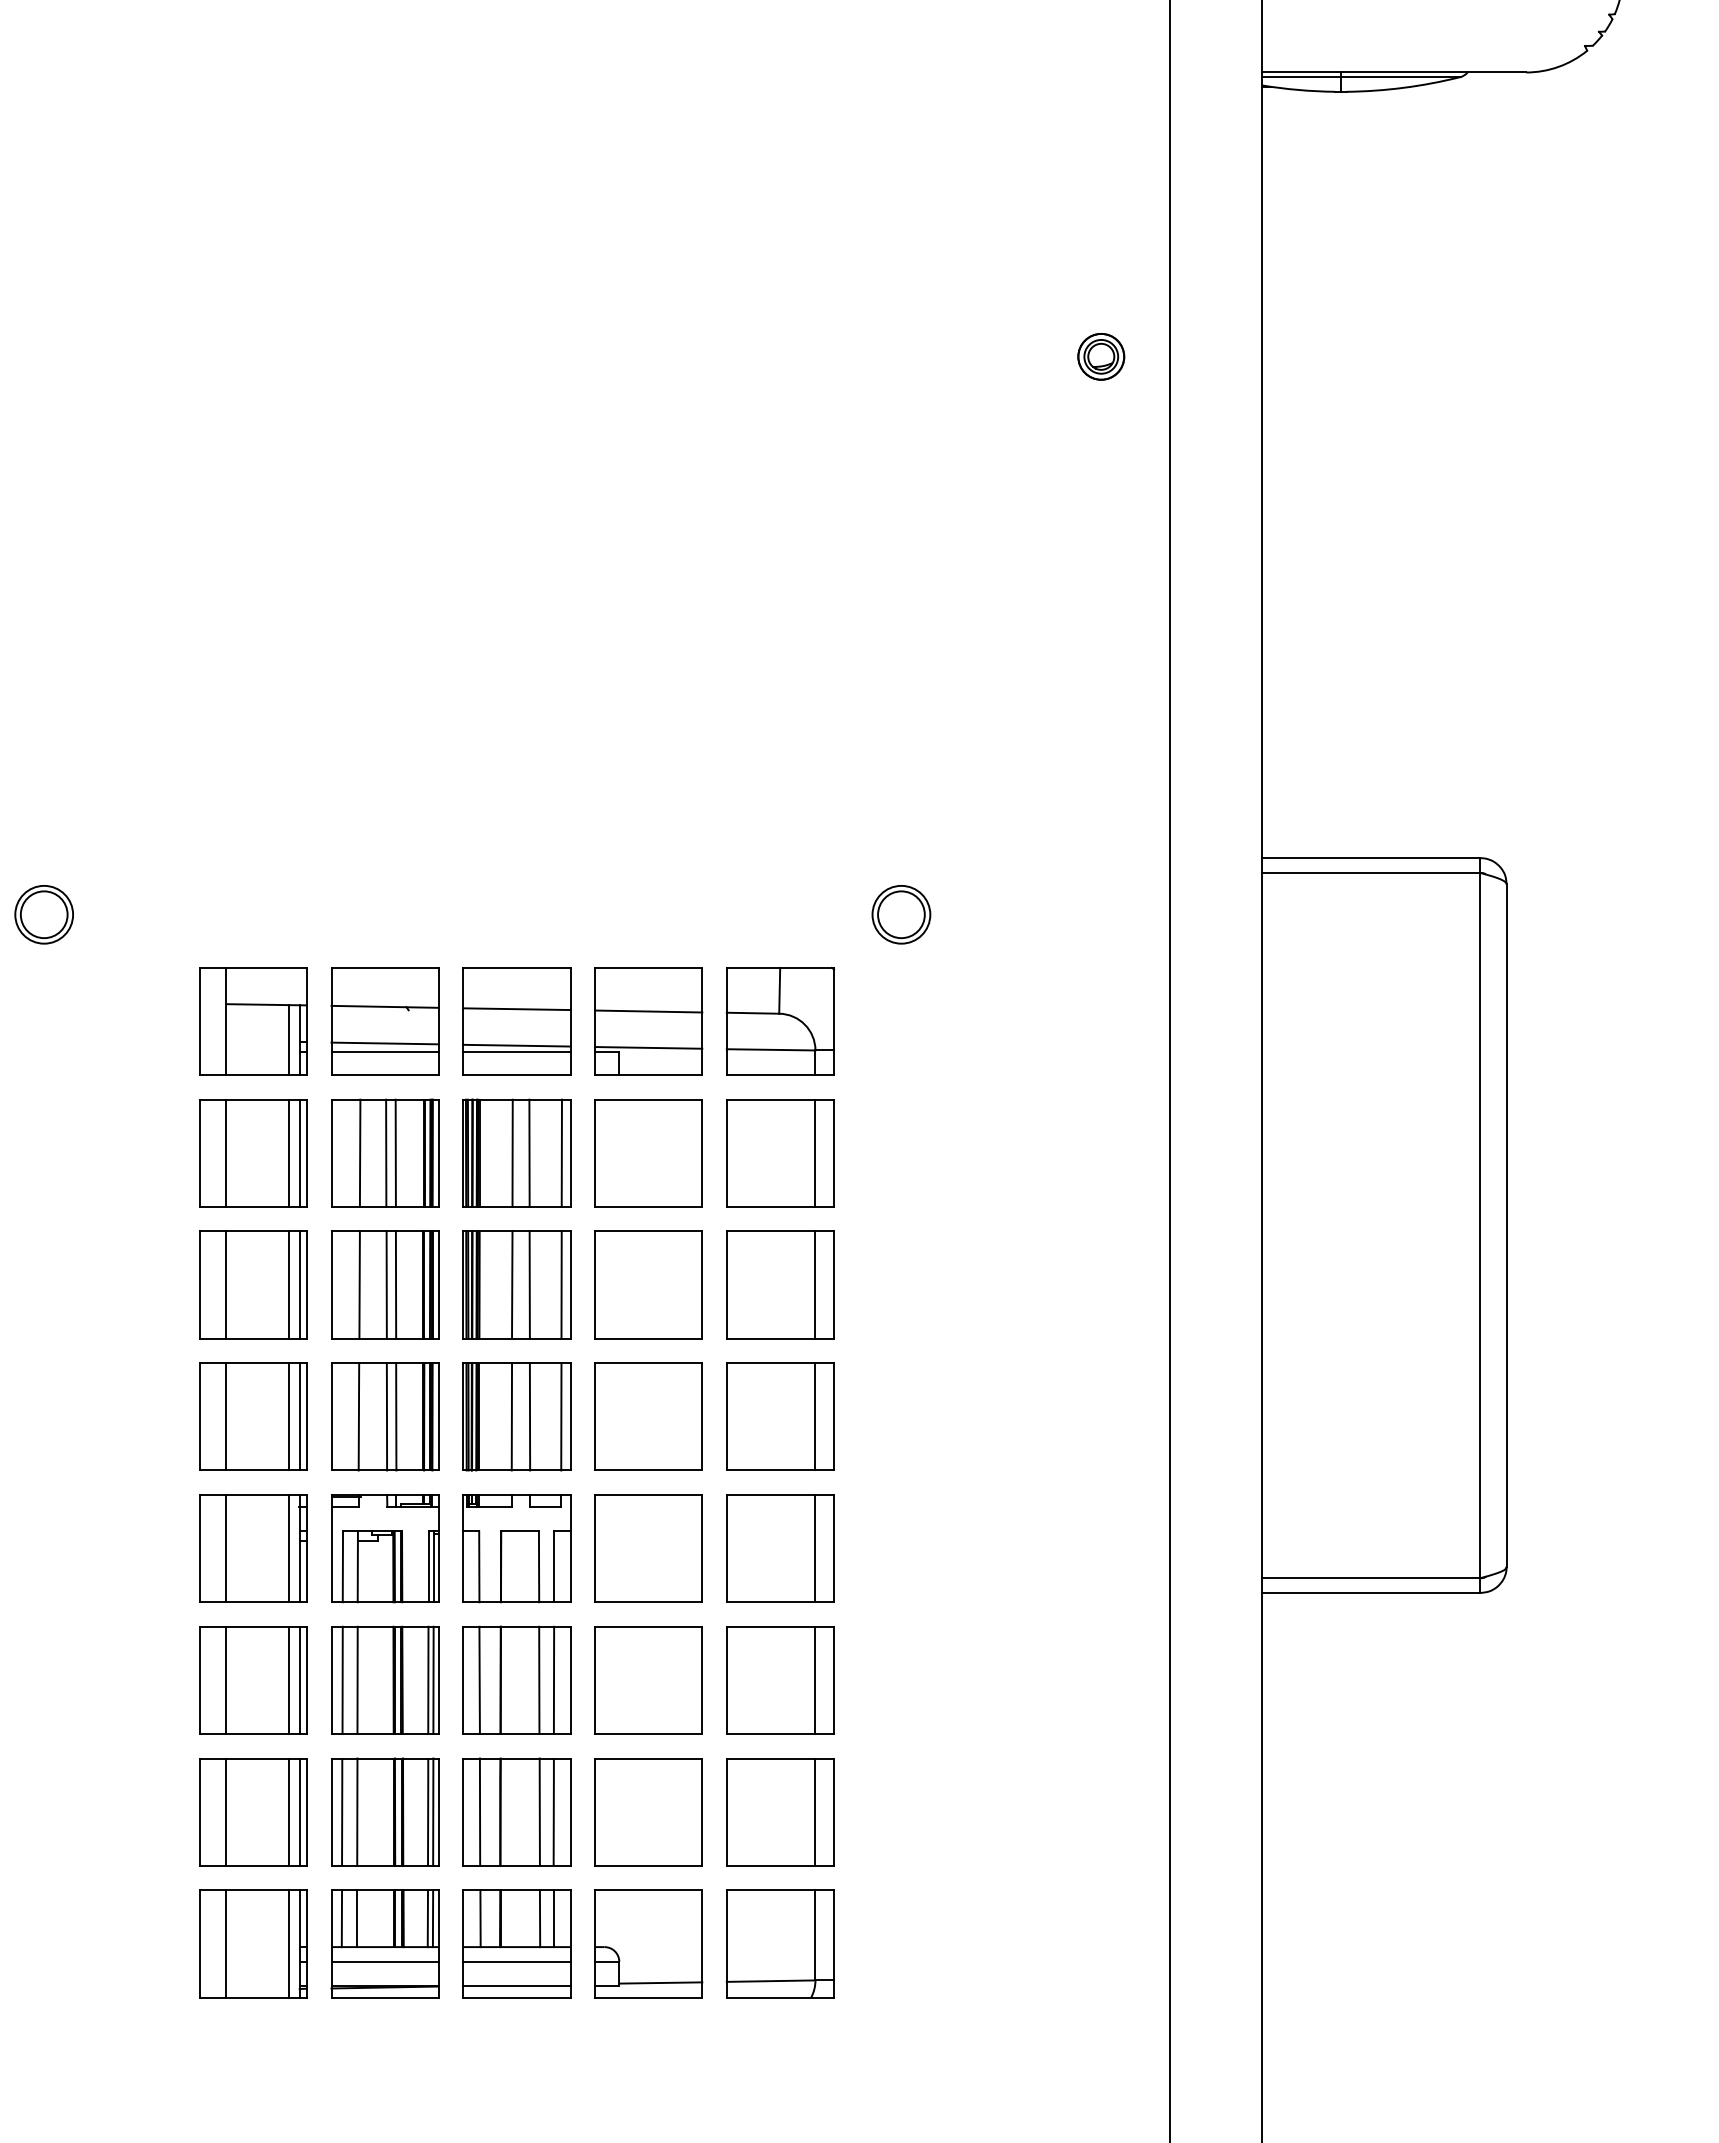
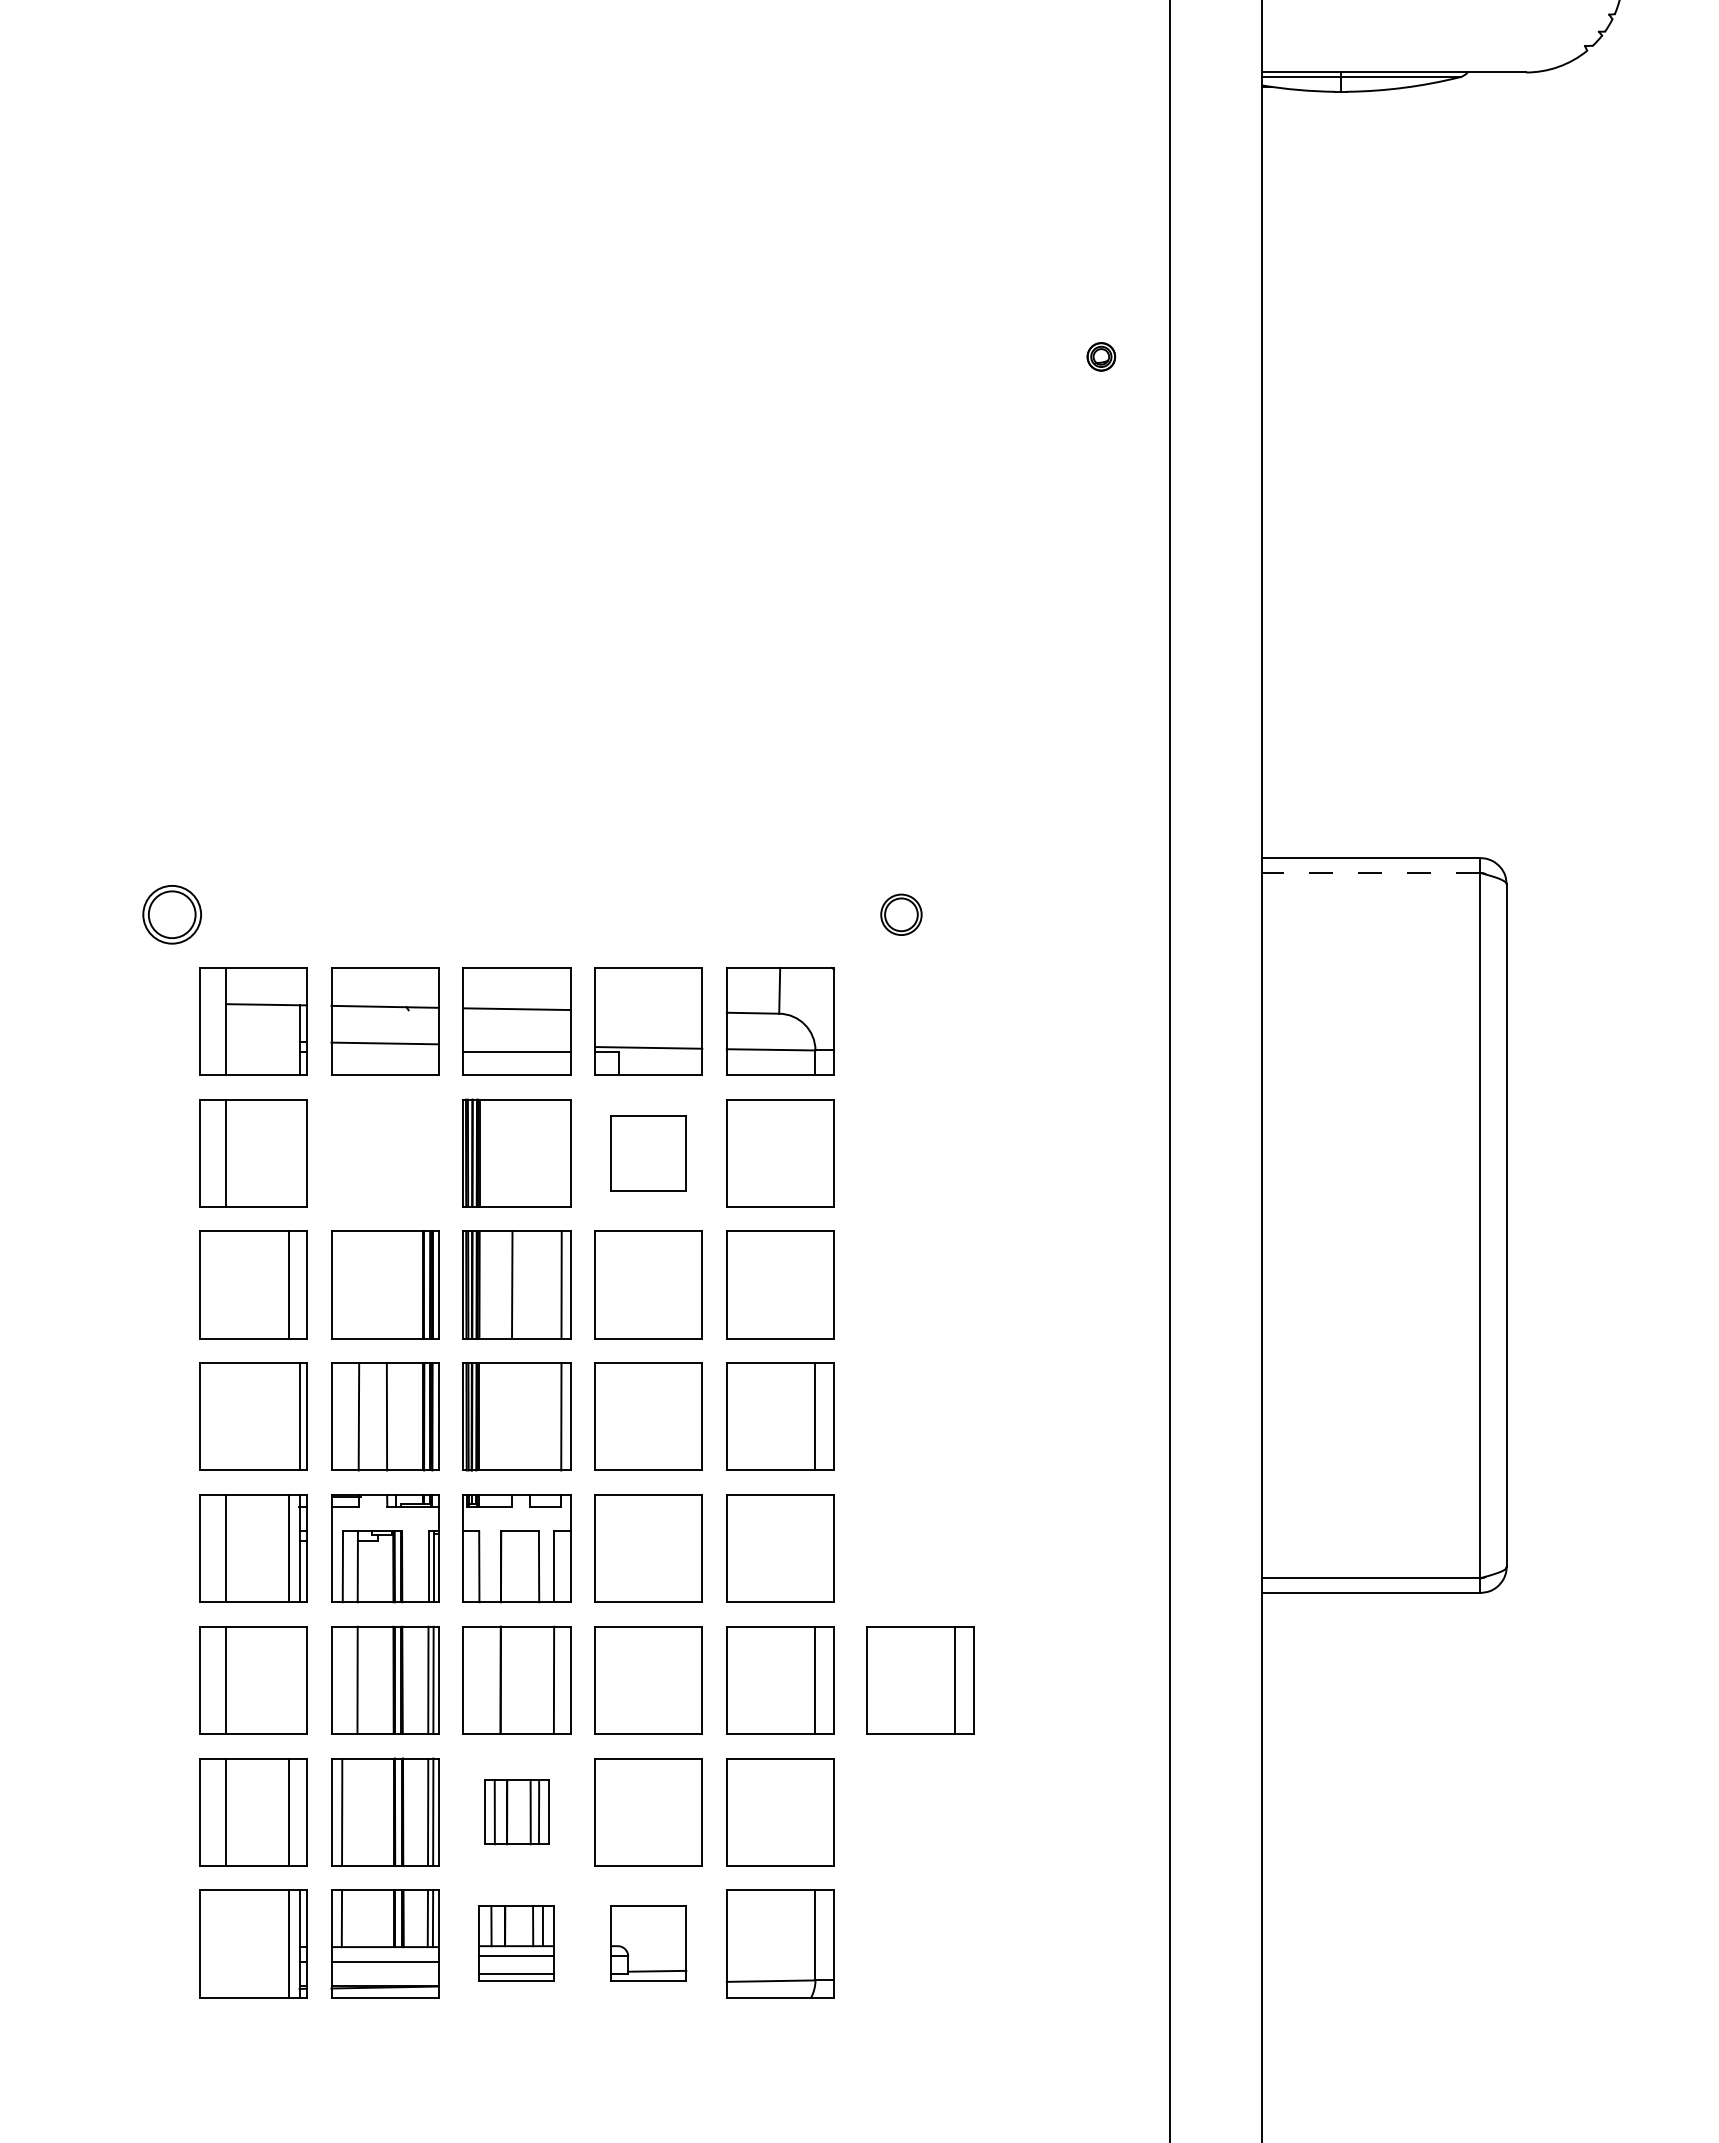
part size: 49x48 px -> 31x30 px (1101, 356)
line: solid -> dashed (1370, 872)
part position: (43, 914) -> (171, 914) (171, 914)
part size: 61x60 px -> 43x43 px (901, 914)
line: present -> none (648, 1011)
line: present -> none (288, 1040)
line: present -> none (516, 1045)
line: present -> none (384, 1051)
line: present -> none (288, 1152)
line: present -> none (299, 1152)
part: present -> none (385, 1152)
line: present -> none (512, 1152)
line: present -> none (529, 1152)
line: present -> none (561, 1152)
line: present -> none (815, 1152)
part size: 109x109 px -> 77x77 px (648, 1153)
line: present -> none (225, 1284)
line: present -> none (299, 1284)
line: present -> none (359, 1284)
line: present -> none (386, 1284)
line: present -> none (395, 1284)
line: present -> none (529, 1284)
line: present -> none (815, 1284)
line: present -> none (225, 1416)
line: present -> none (288, 1416)
line: present -> none (396, 1416)
line: present -> none (511, 1416)
line: present -> none (529, 1416)
line: present -> none (815, 1548)
line: present -> none (288, 1680)
line: present -> none (299, 1680)
line: present -> none (342, 1680)
line: present -> none (479, 1680)
line: present -> none (539, 1680)
part: none -> present (920, 1680)
line: present -> none (299, 1811)
line: present -> none (357, 1811)
part size: 110x110 px -> 66x67 px (516, 1812)
line: present -> none (815, 1811)
line: present -> none (357, 1918)
line: present -> none (225, 1943)
part size: 110x110 px -> 77x77 px (516, 1943)
part size: 110x110 px -> 78x77 px (648, 1943)
